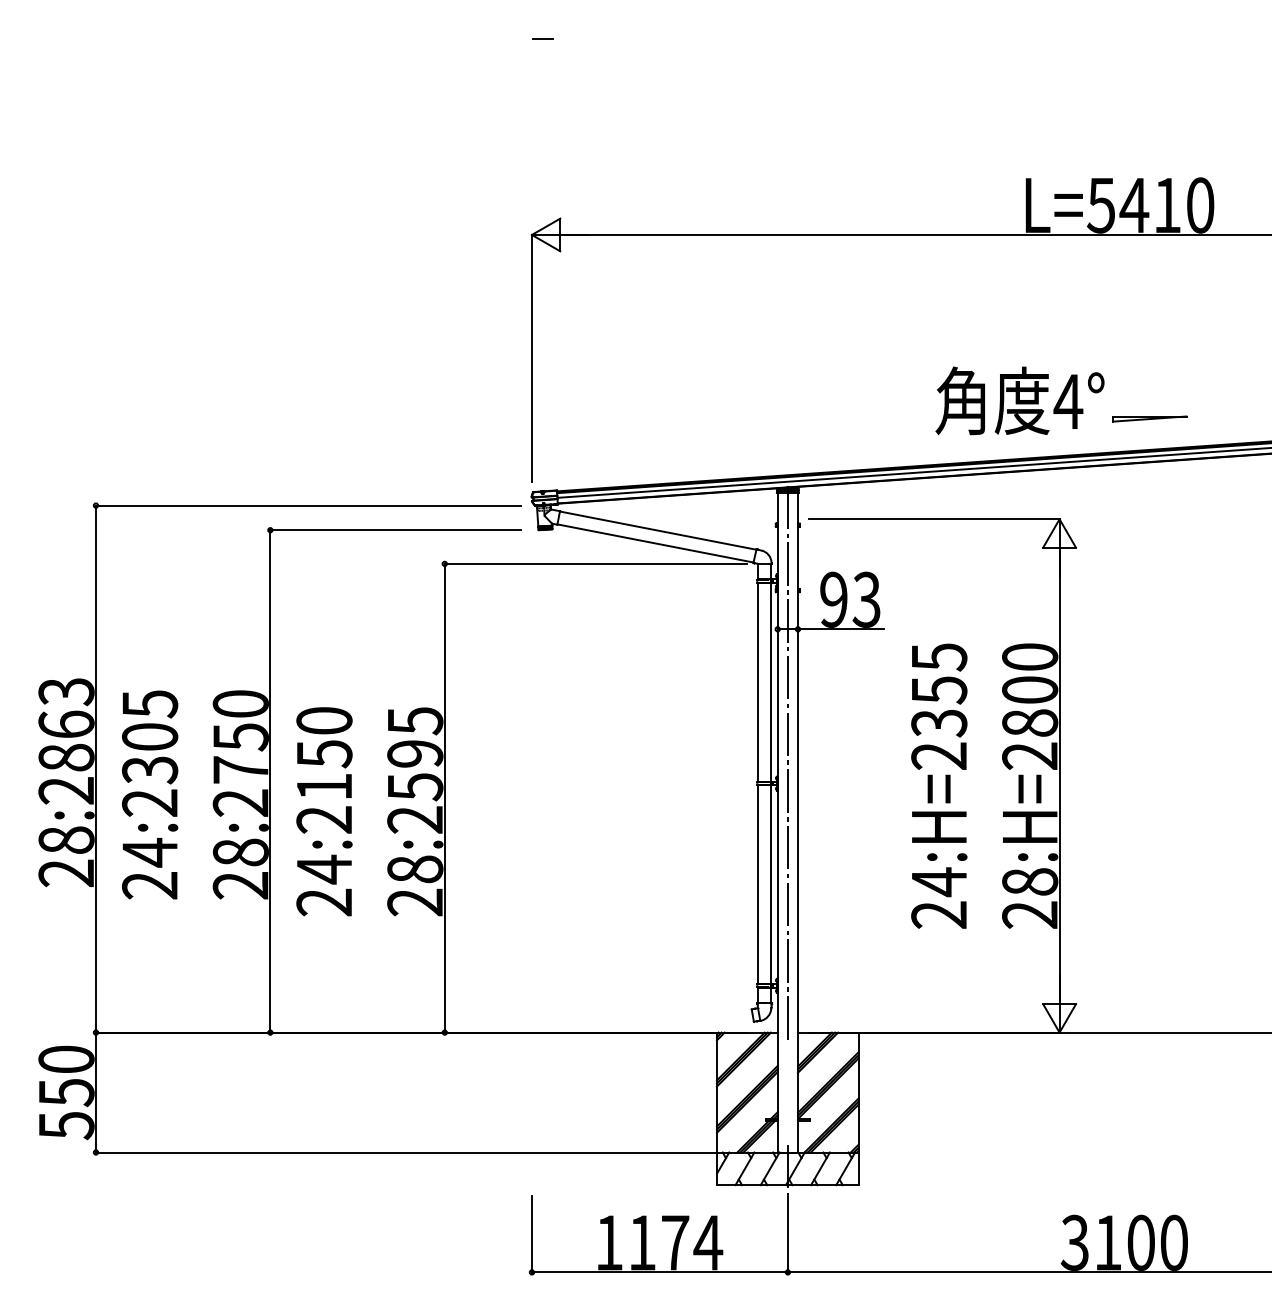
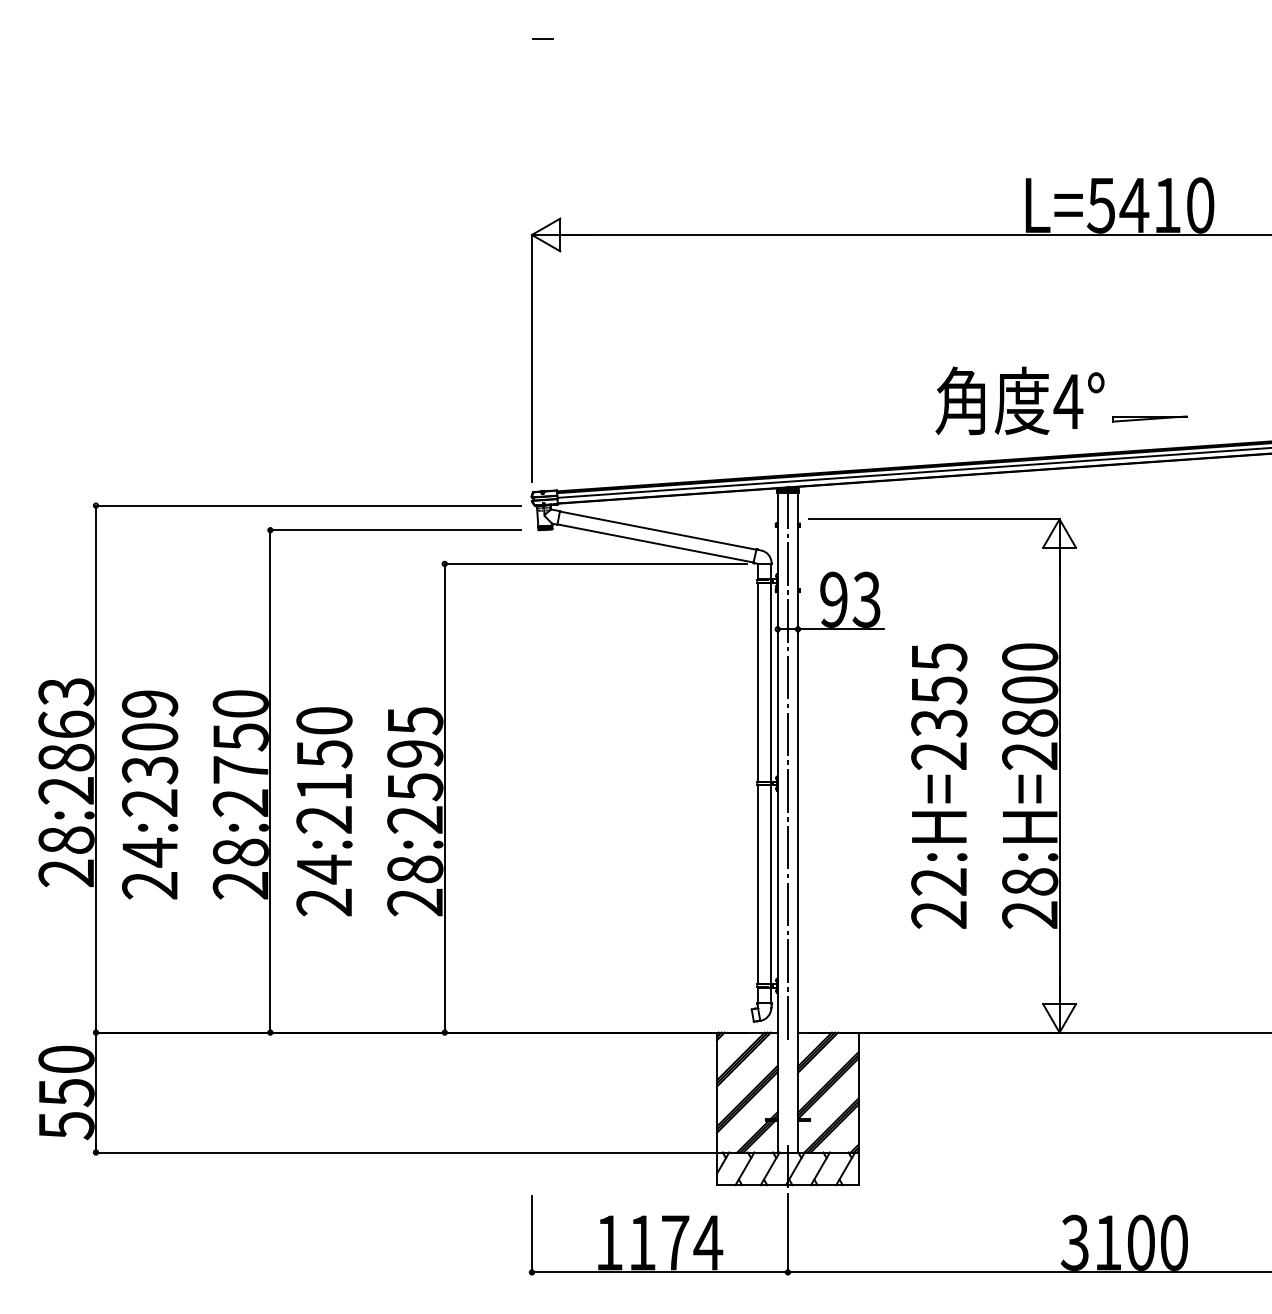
text: 24:2305 -> 24:2309 (150, 704)
text: 24:H=2355 -> 22:H=2355 (938, 882)
